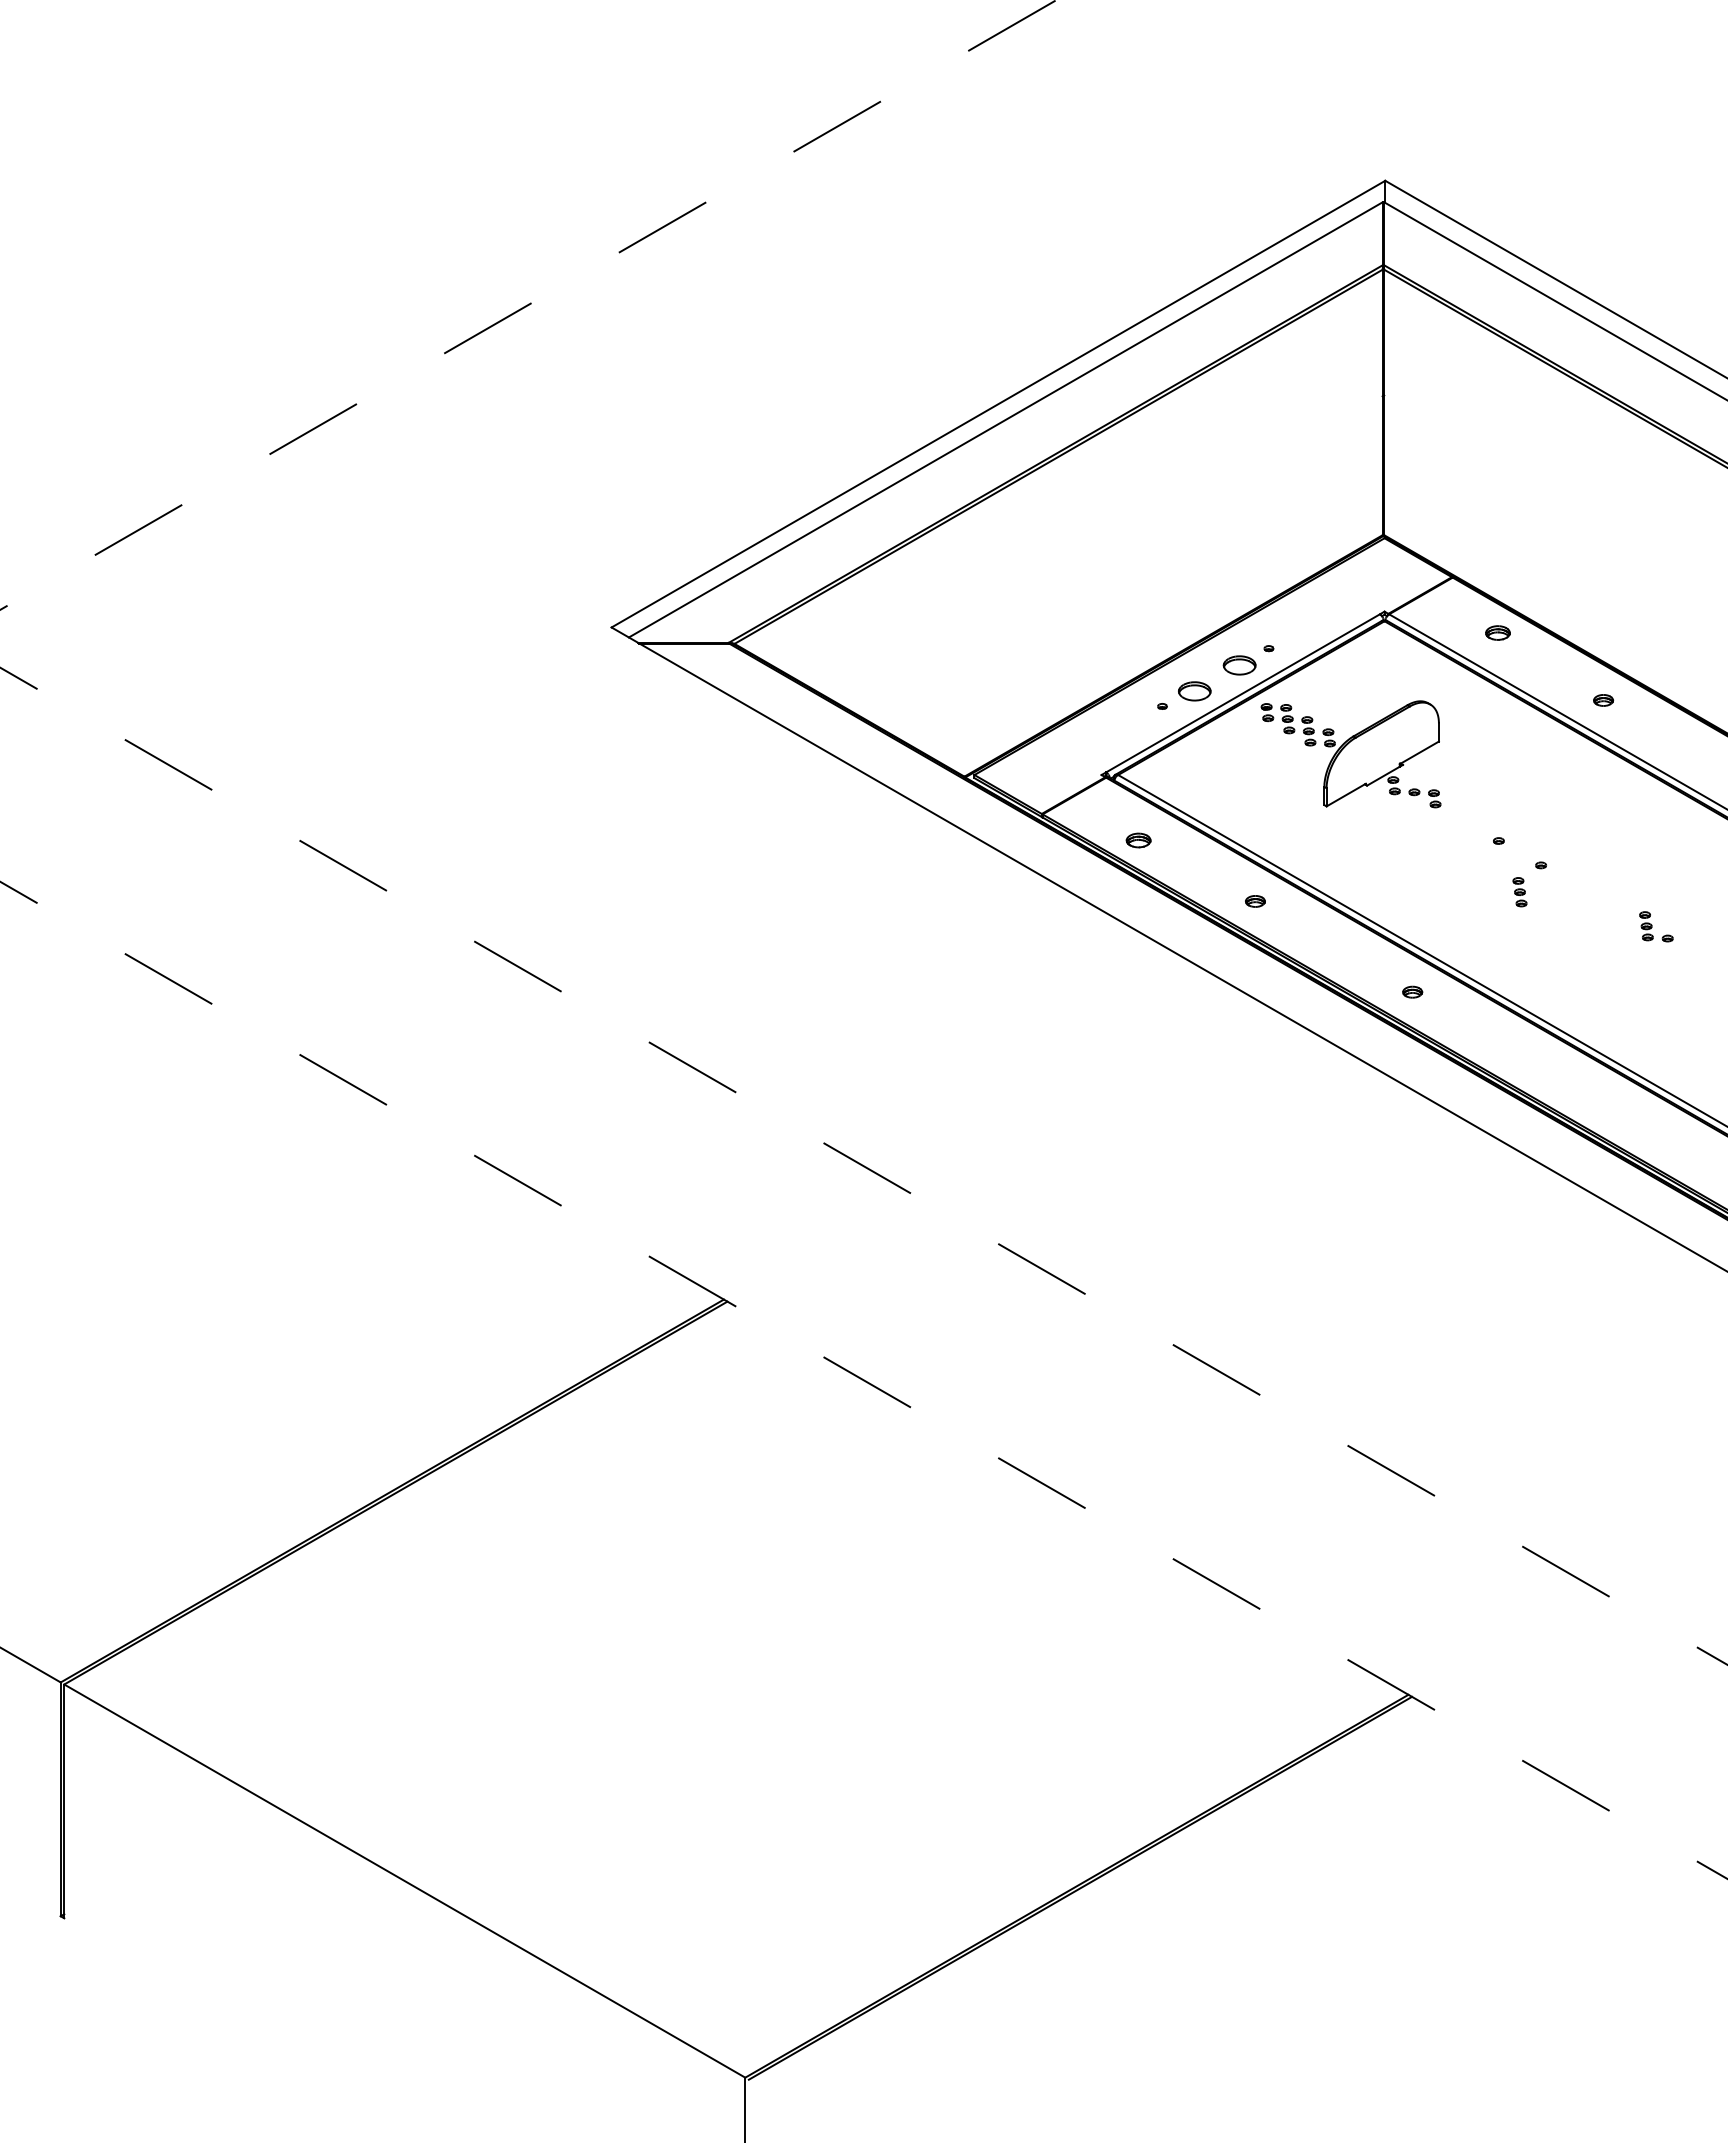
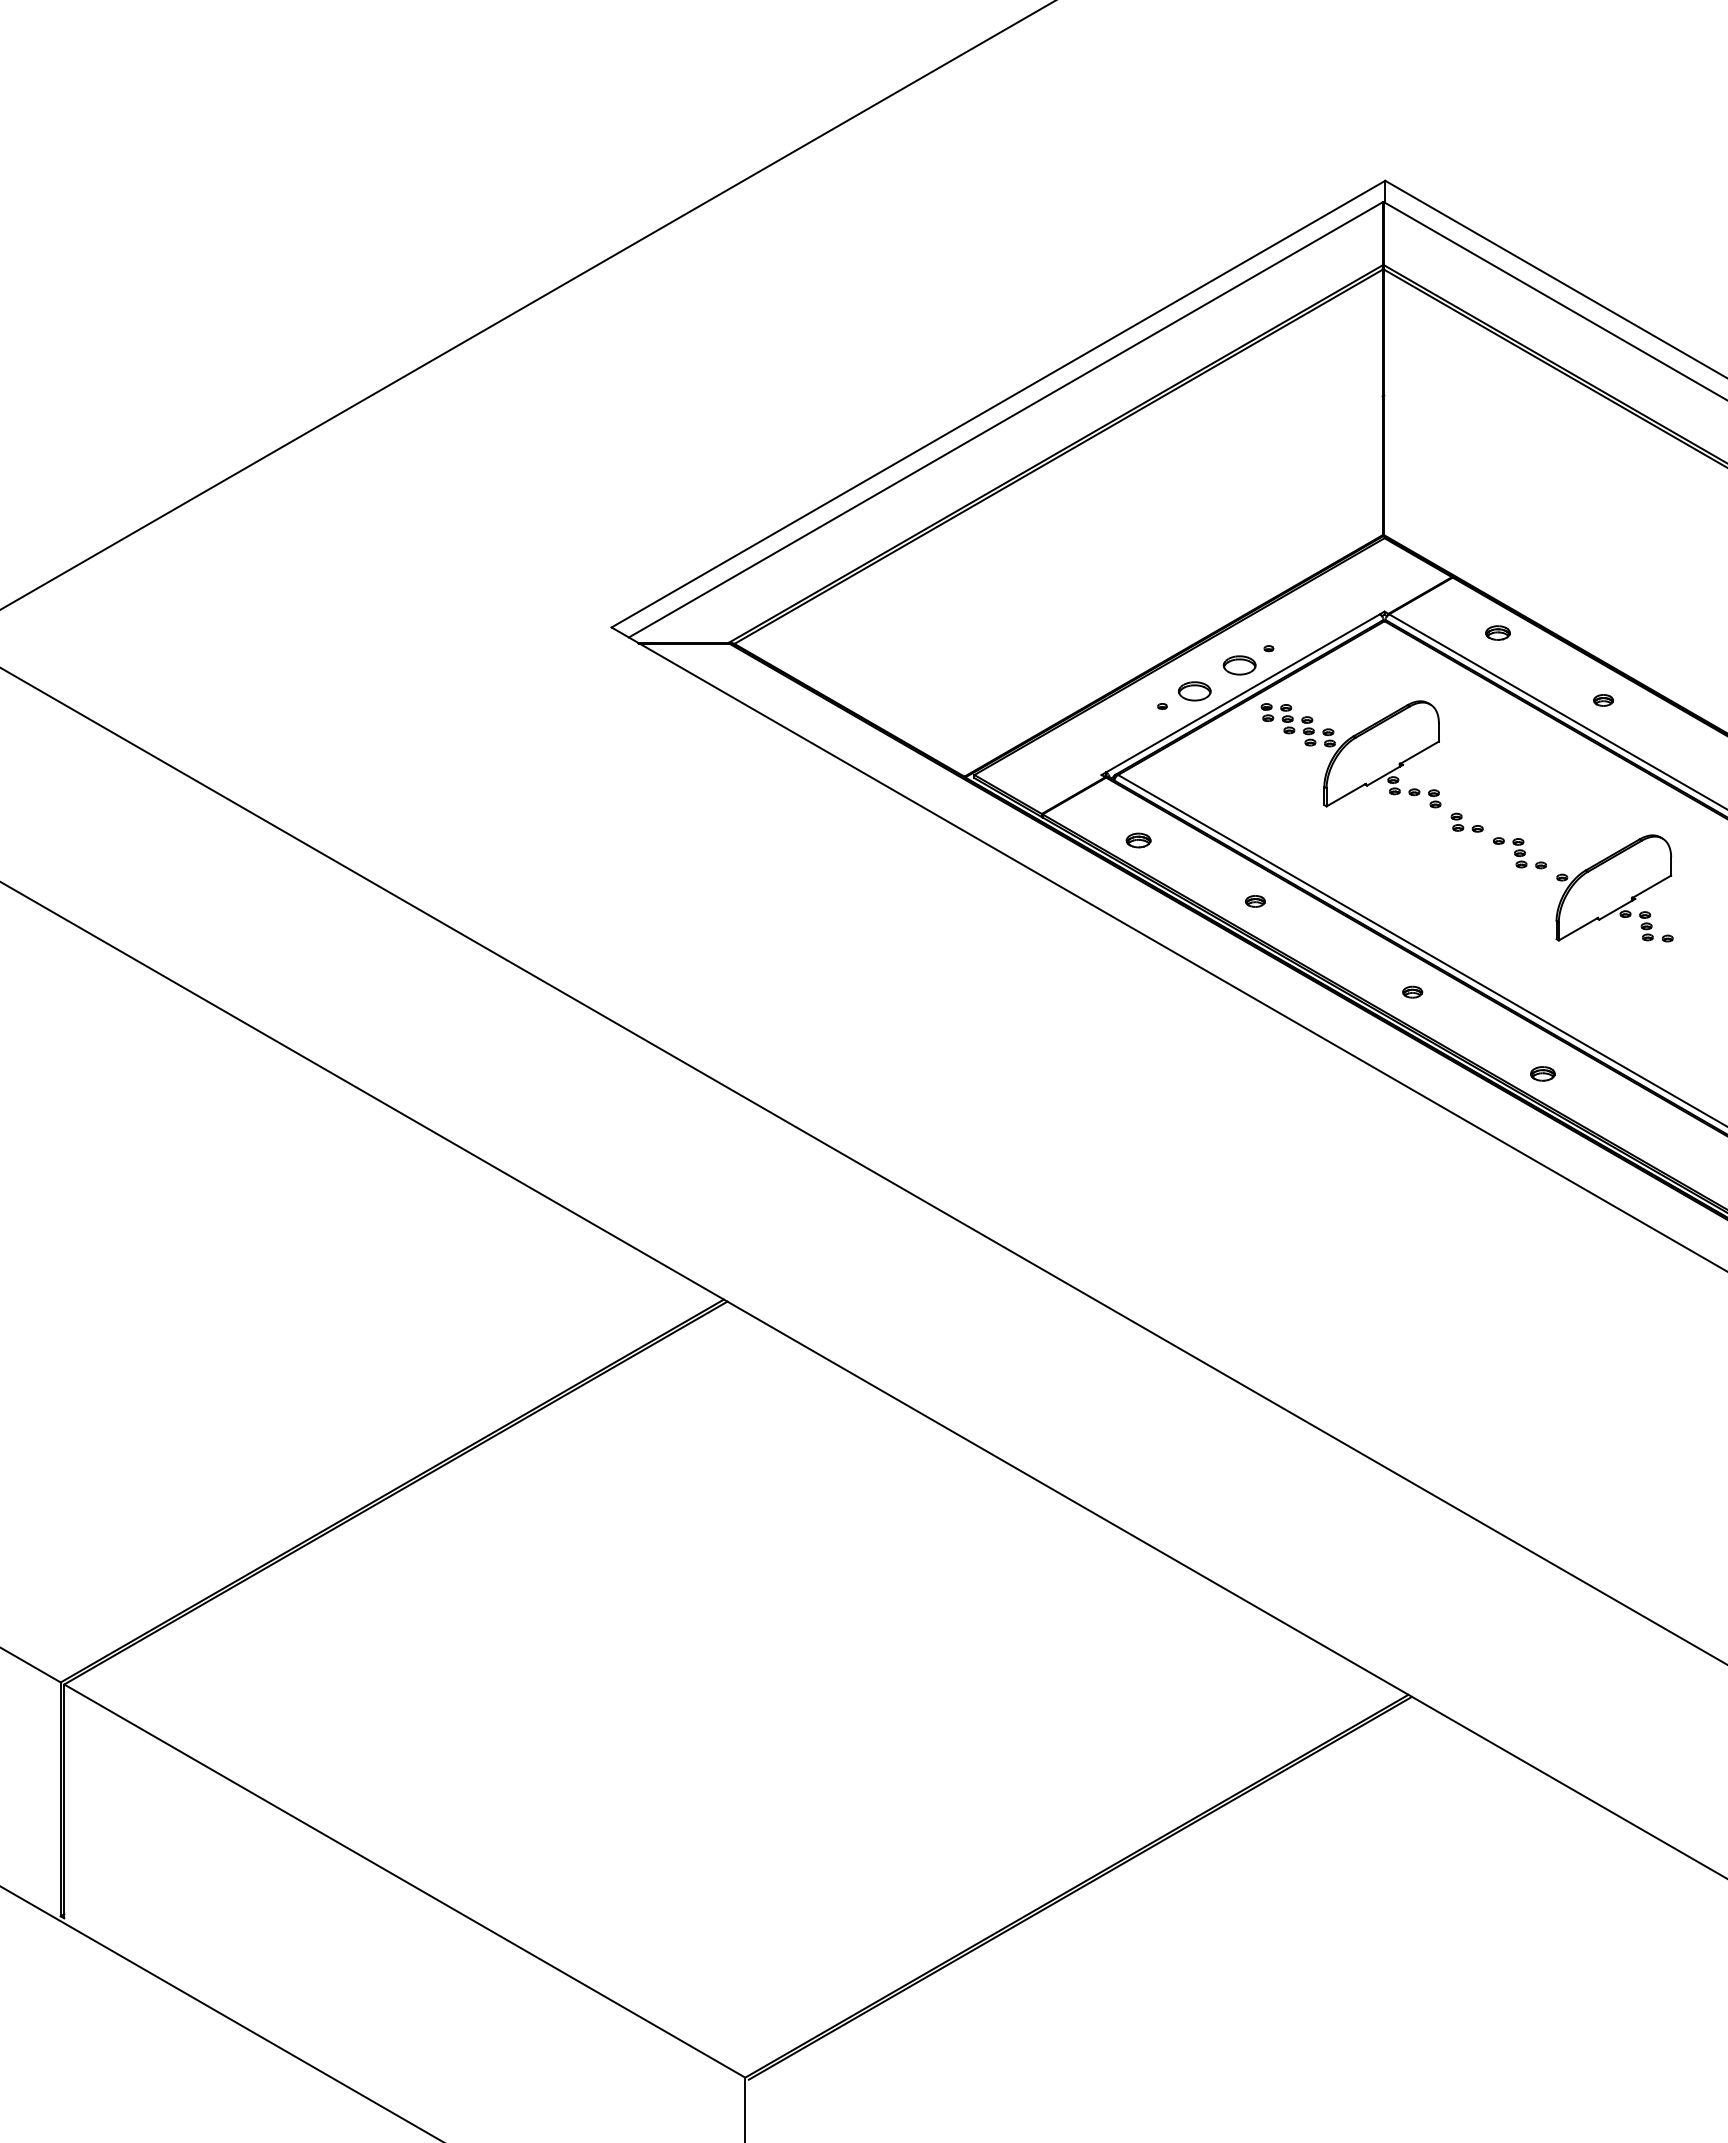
line: dashed -> solid (527, 305)
part: none -> present (1466, 822)
part: none -> present (1613, 887)
part position: (1519, 892) -> (1519, 853) (1519, 853)
part: none -> present (1542, 1073)
line: dashed -> solid (863, 1166)
line: dashed -> solid (863, 1380)
line: none -> present (220, 2013)
